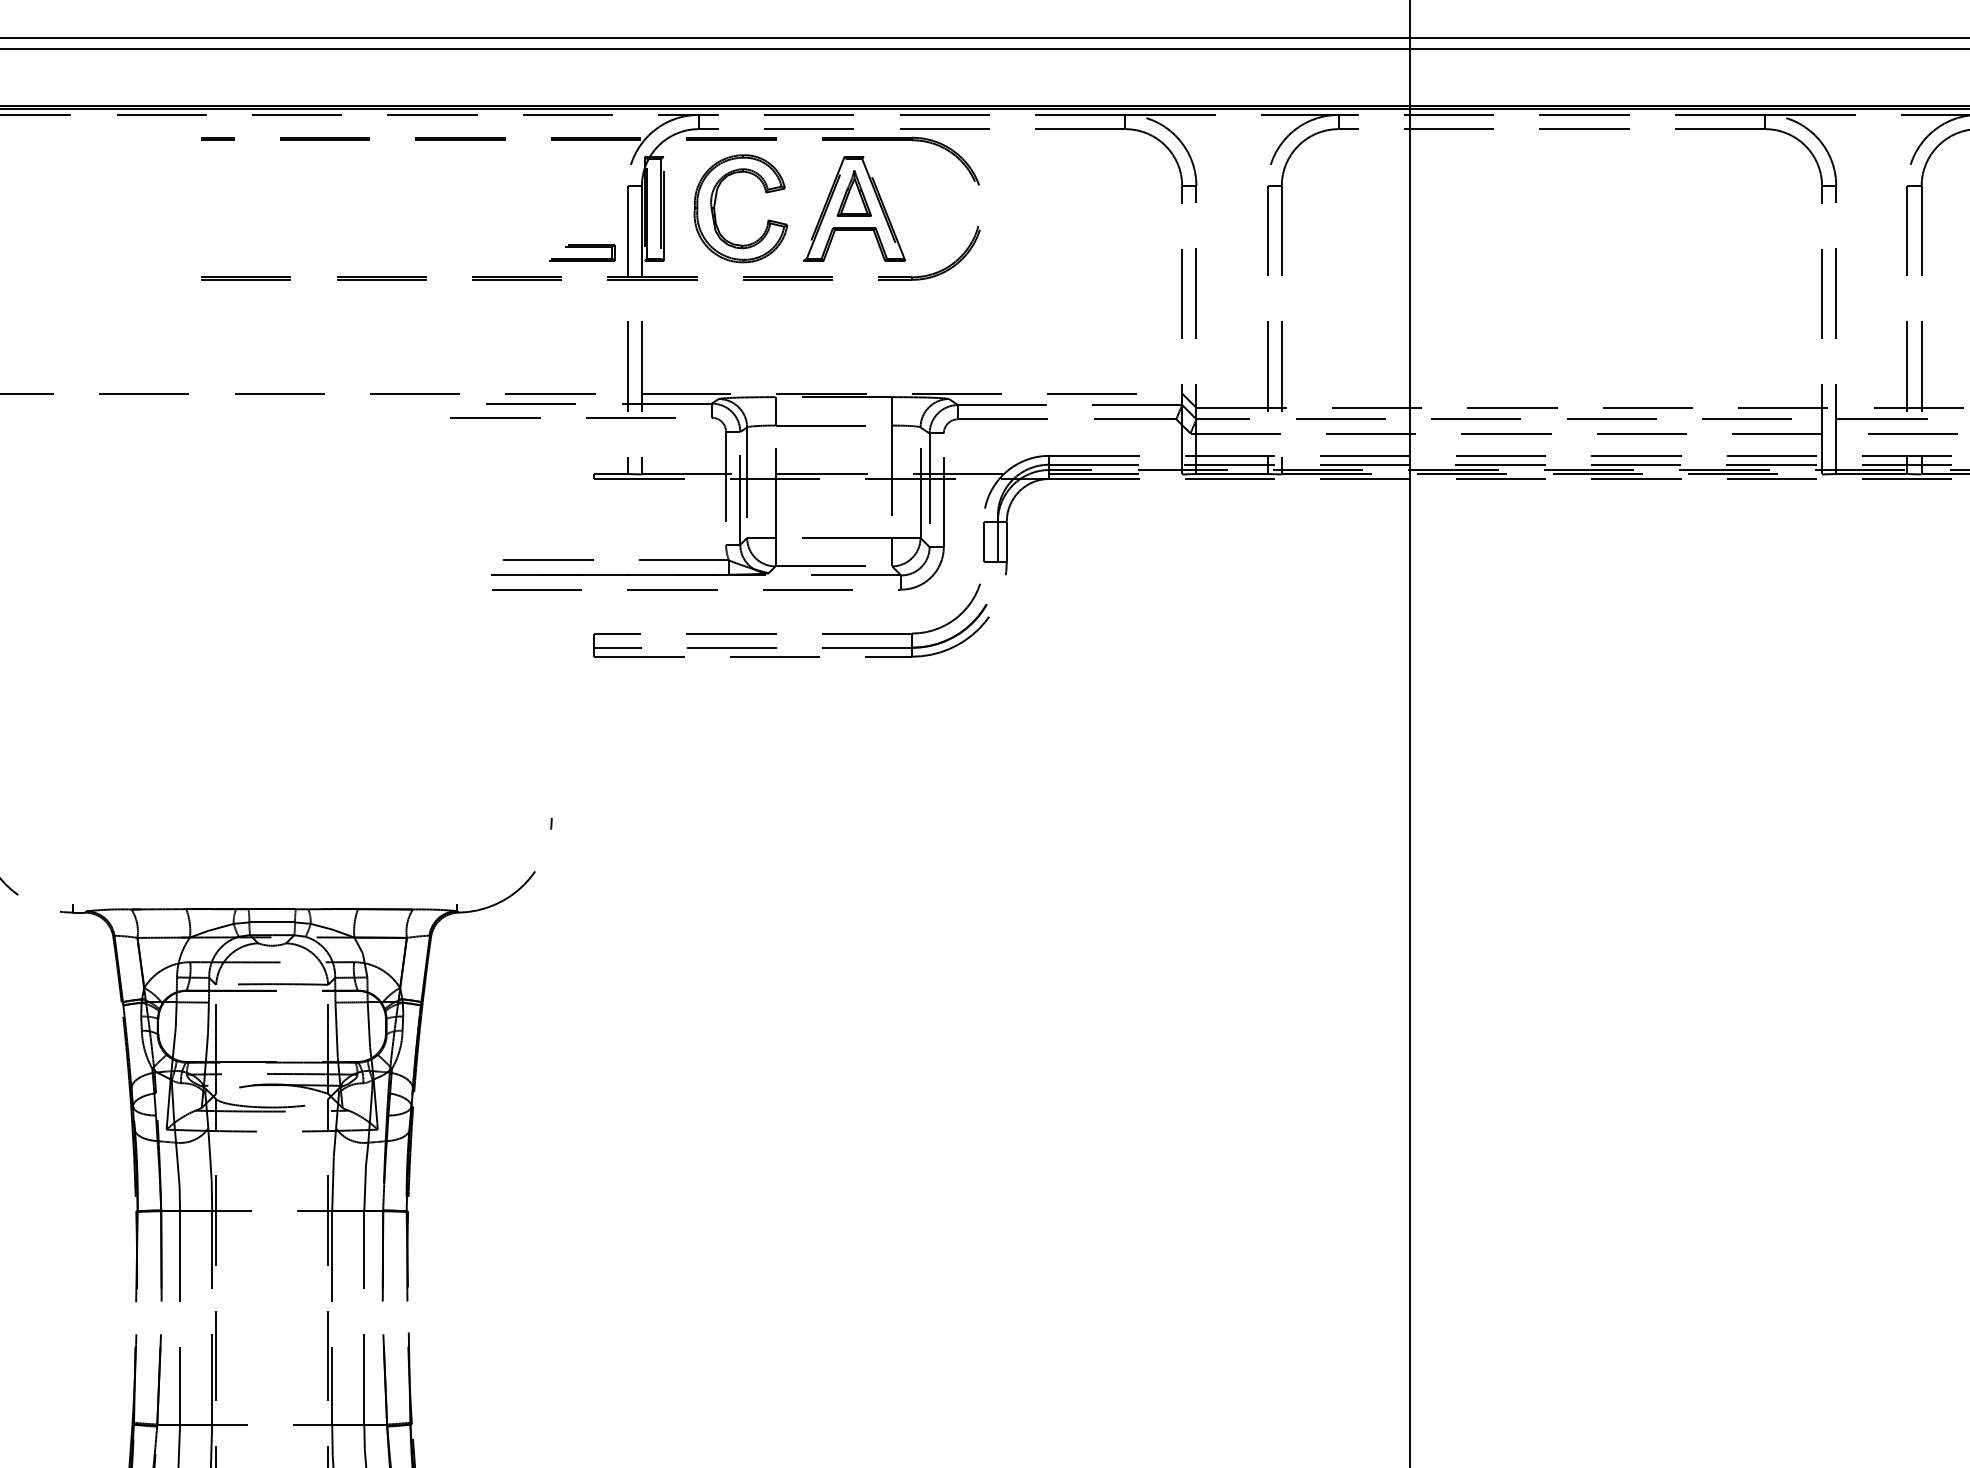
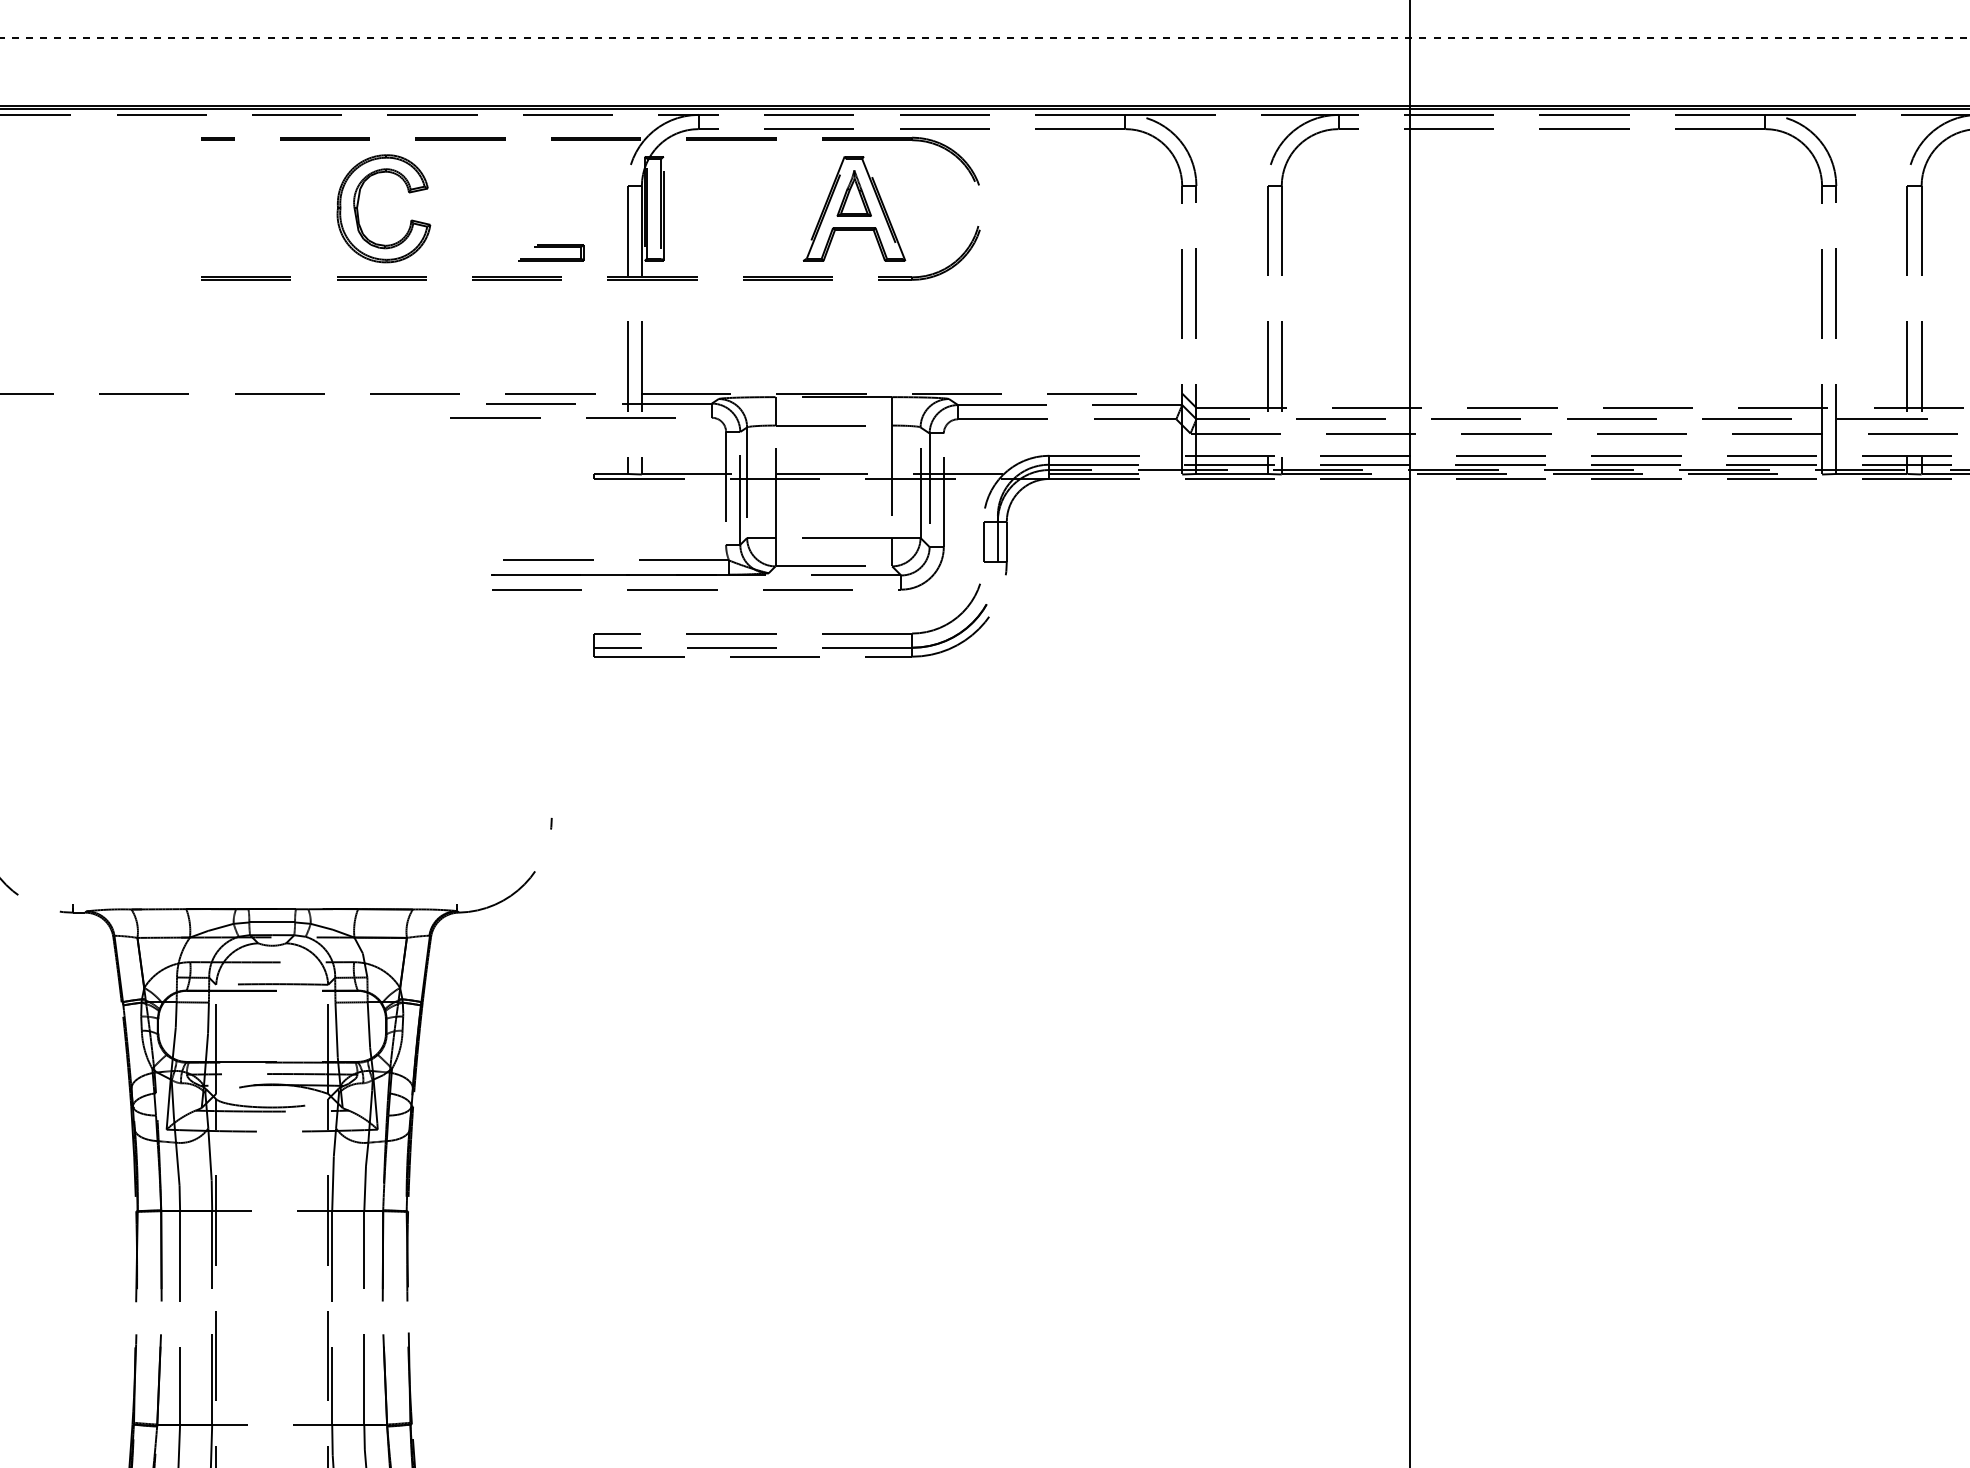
line: solid -> dashed (984, 38)
line: present -> none (984, 49)
part position: (715, 209) -> (358, 209) (358, 209)
part position: (582, 252) -> (551, 252) (551, 252)
